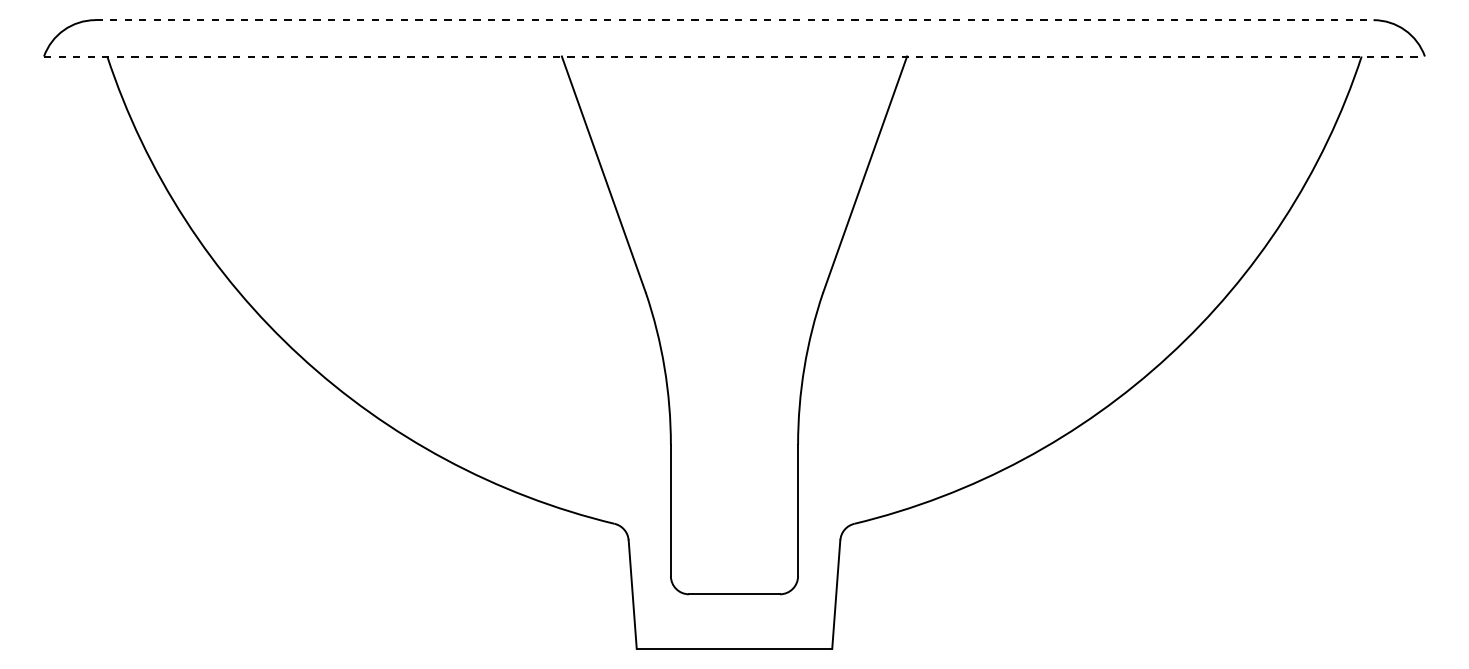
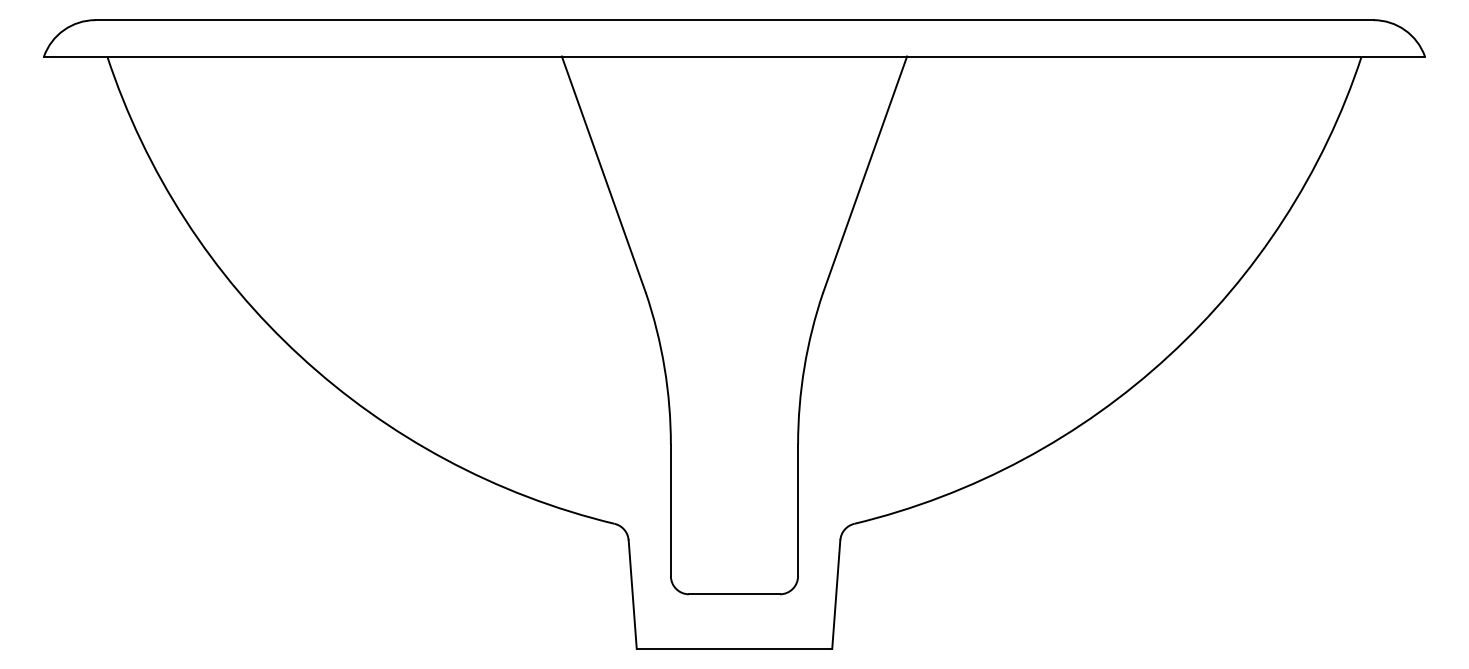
line: dashed -> solid (734, 20)
line: dashed -> solid (734, 56)
